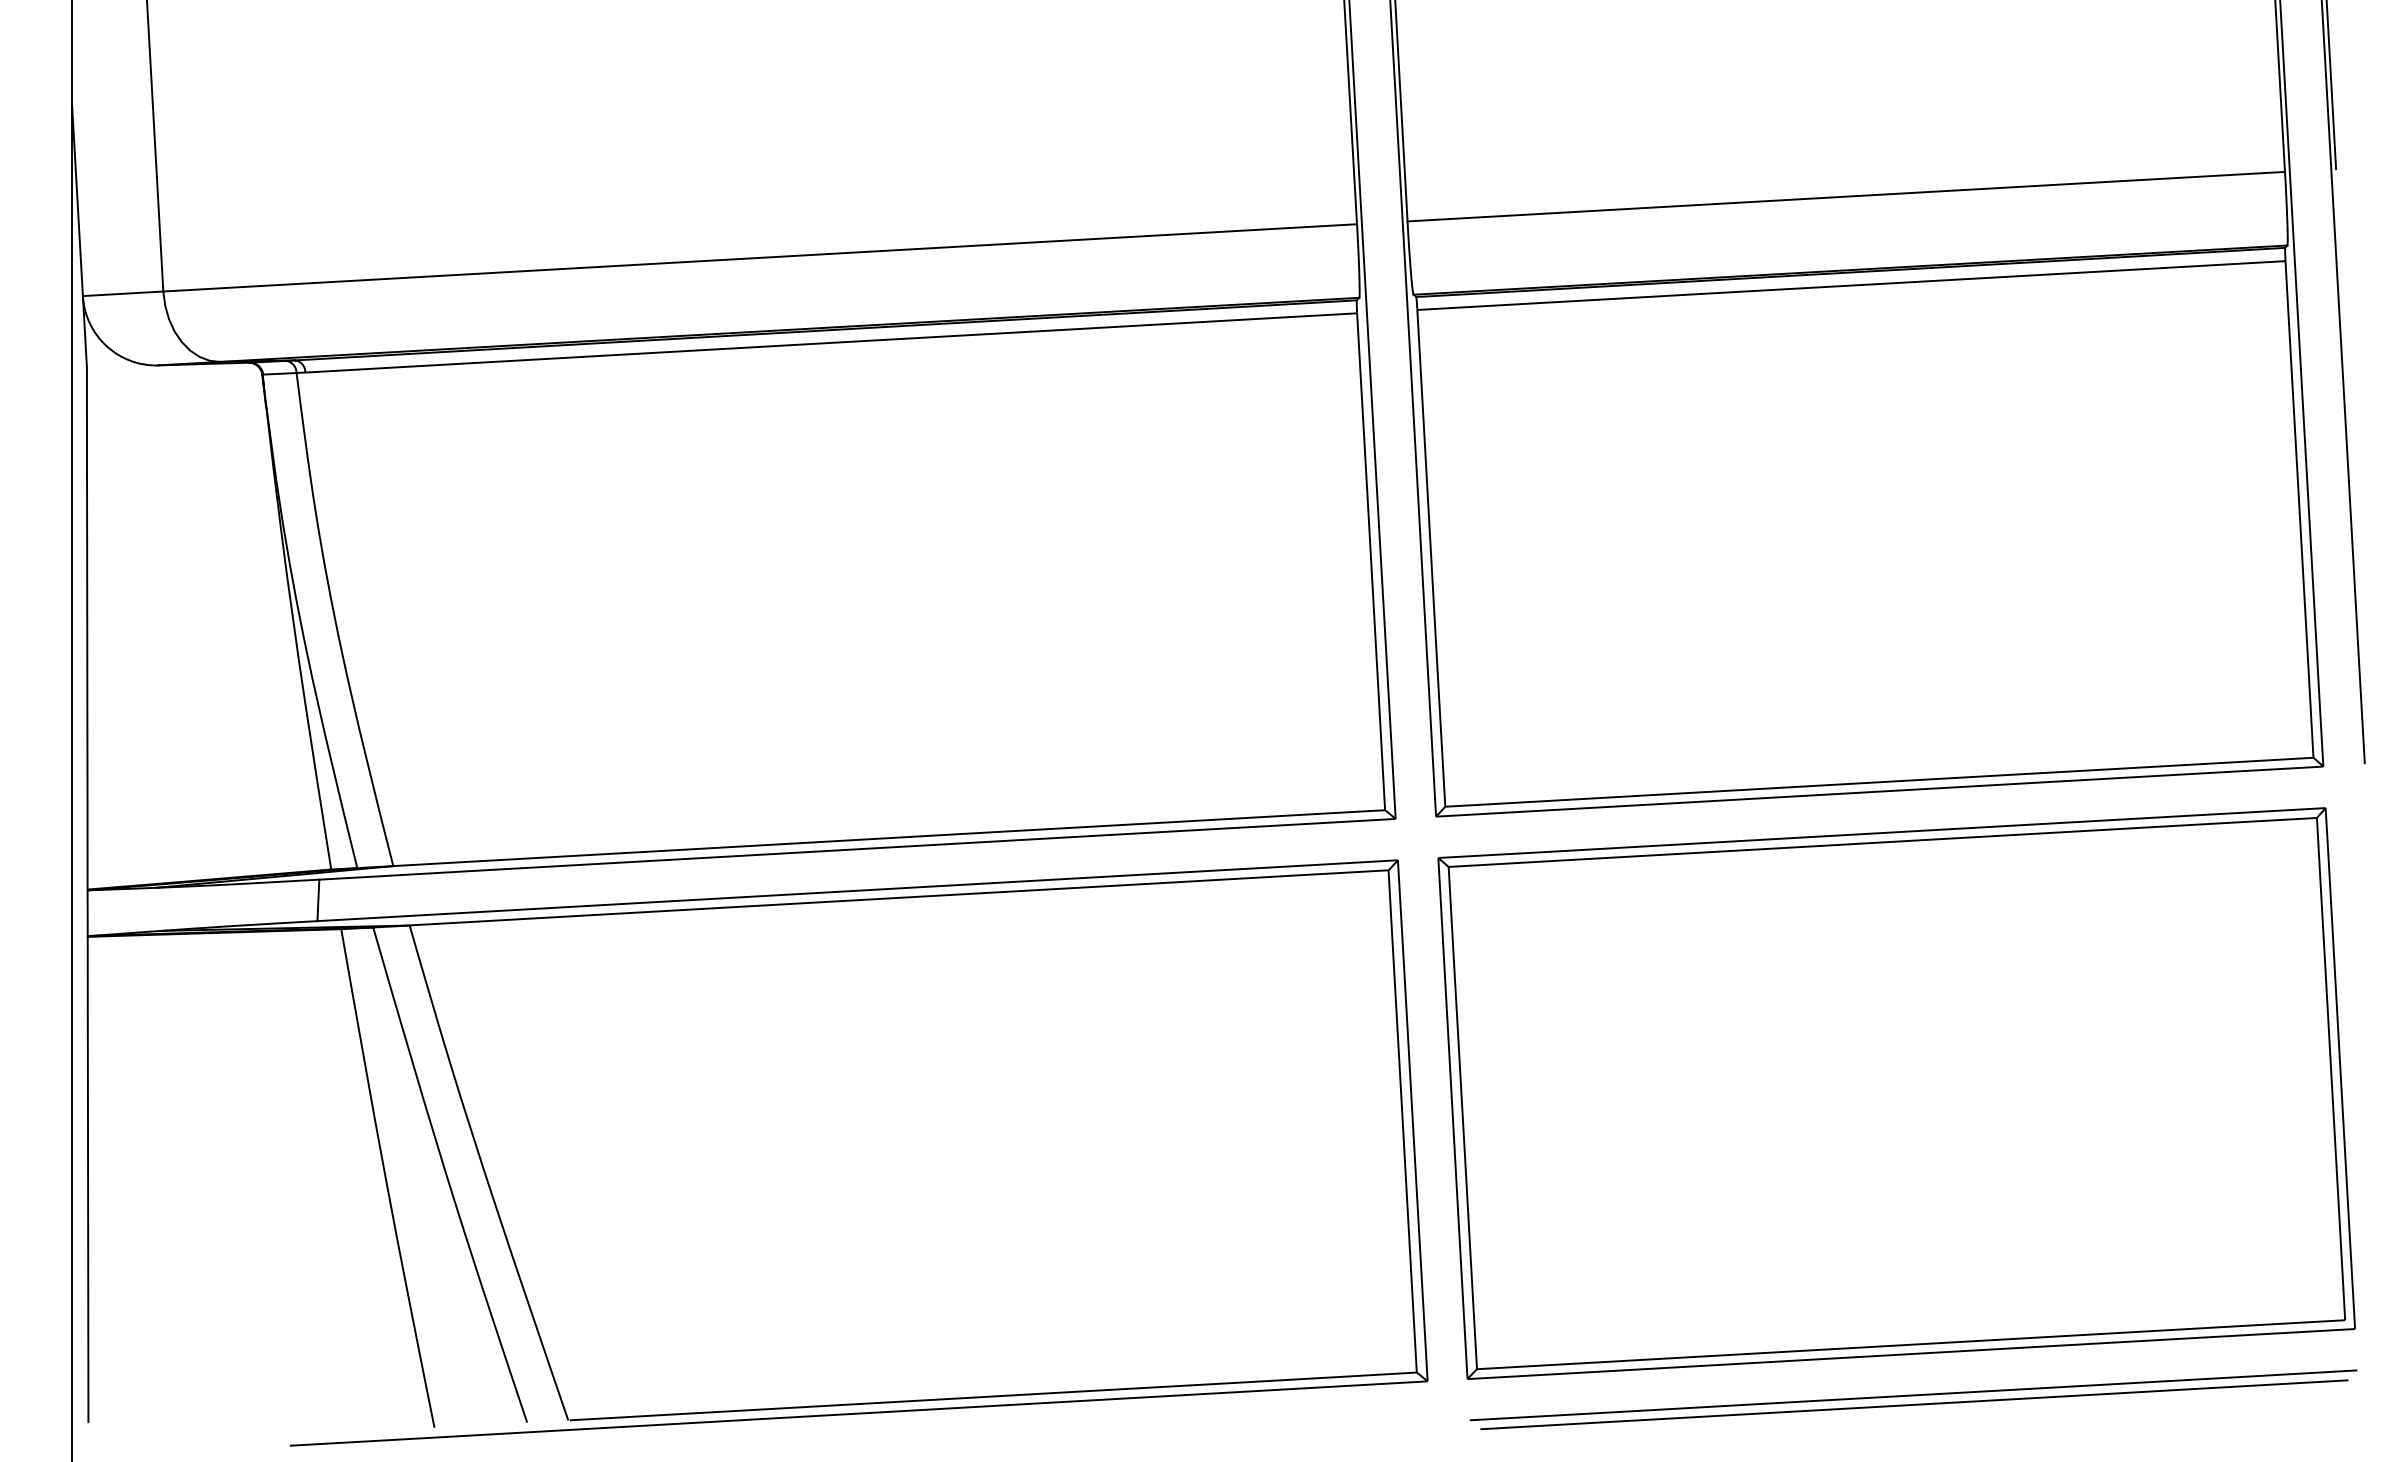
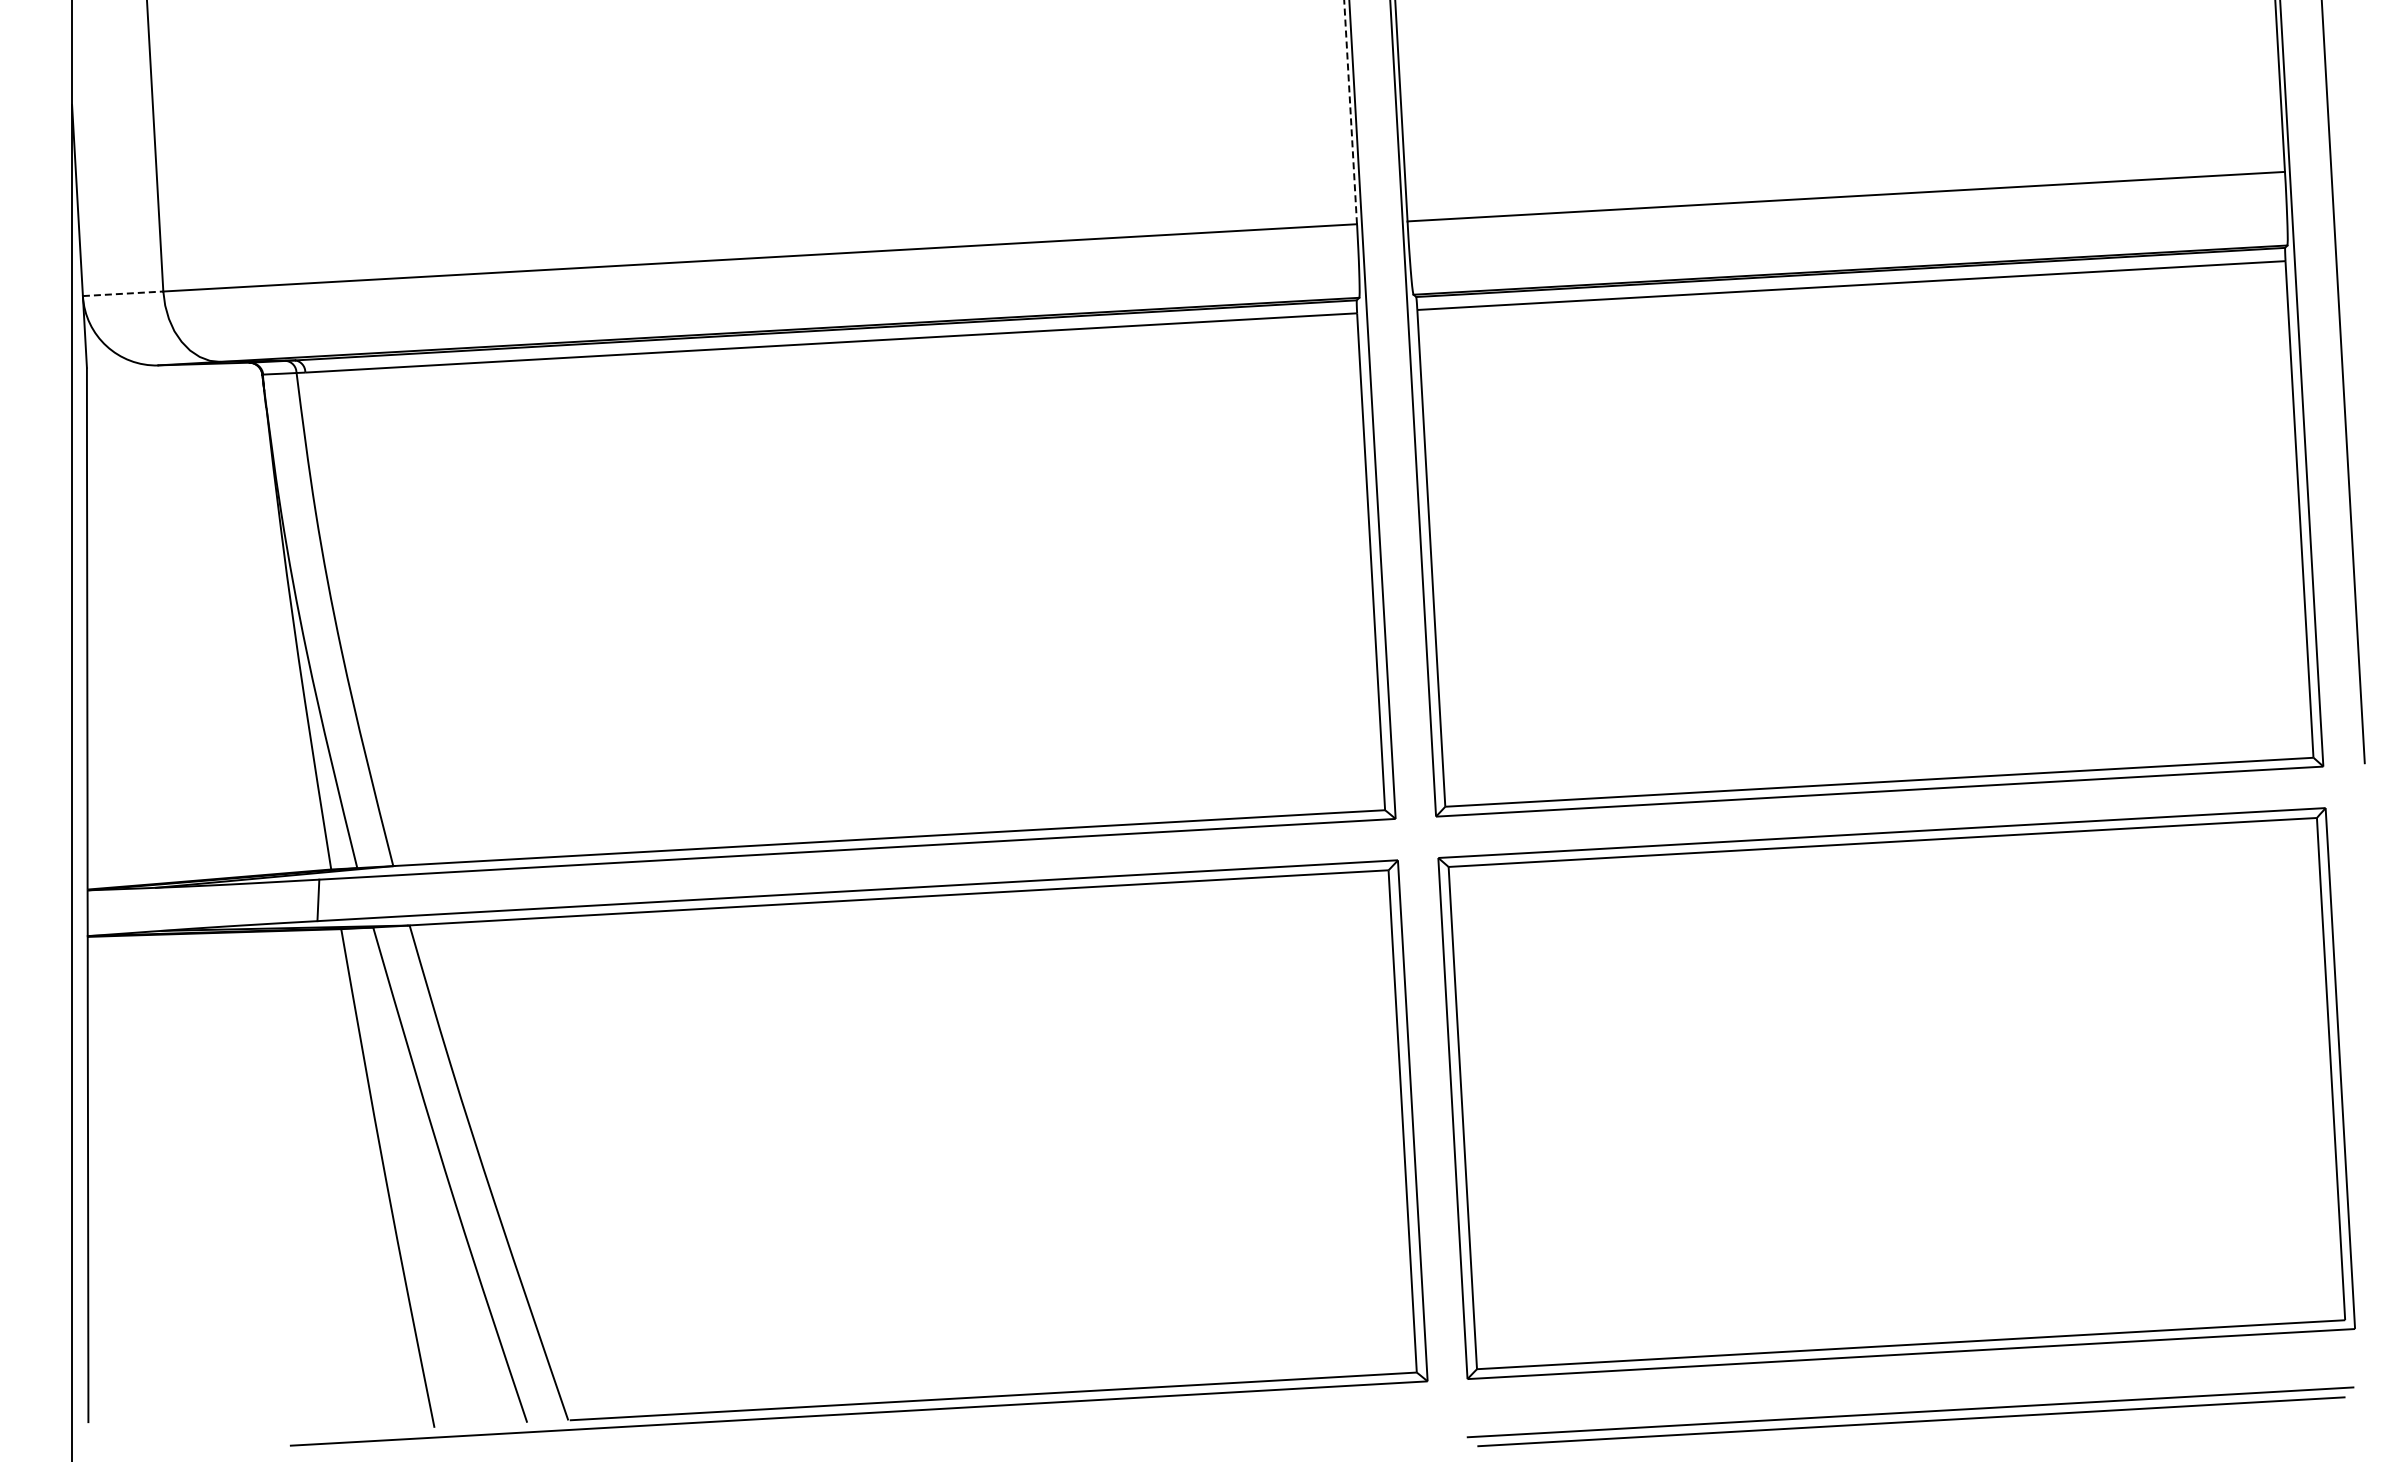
line: present -> none (2331, 85)
line: solid -> dashed (1350, 111)
line: solid -> dashed (123, 293)
part position: (1913, 1399) -> (1910, 1416) (1910, 1416)
